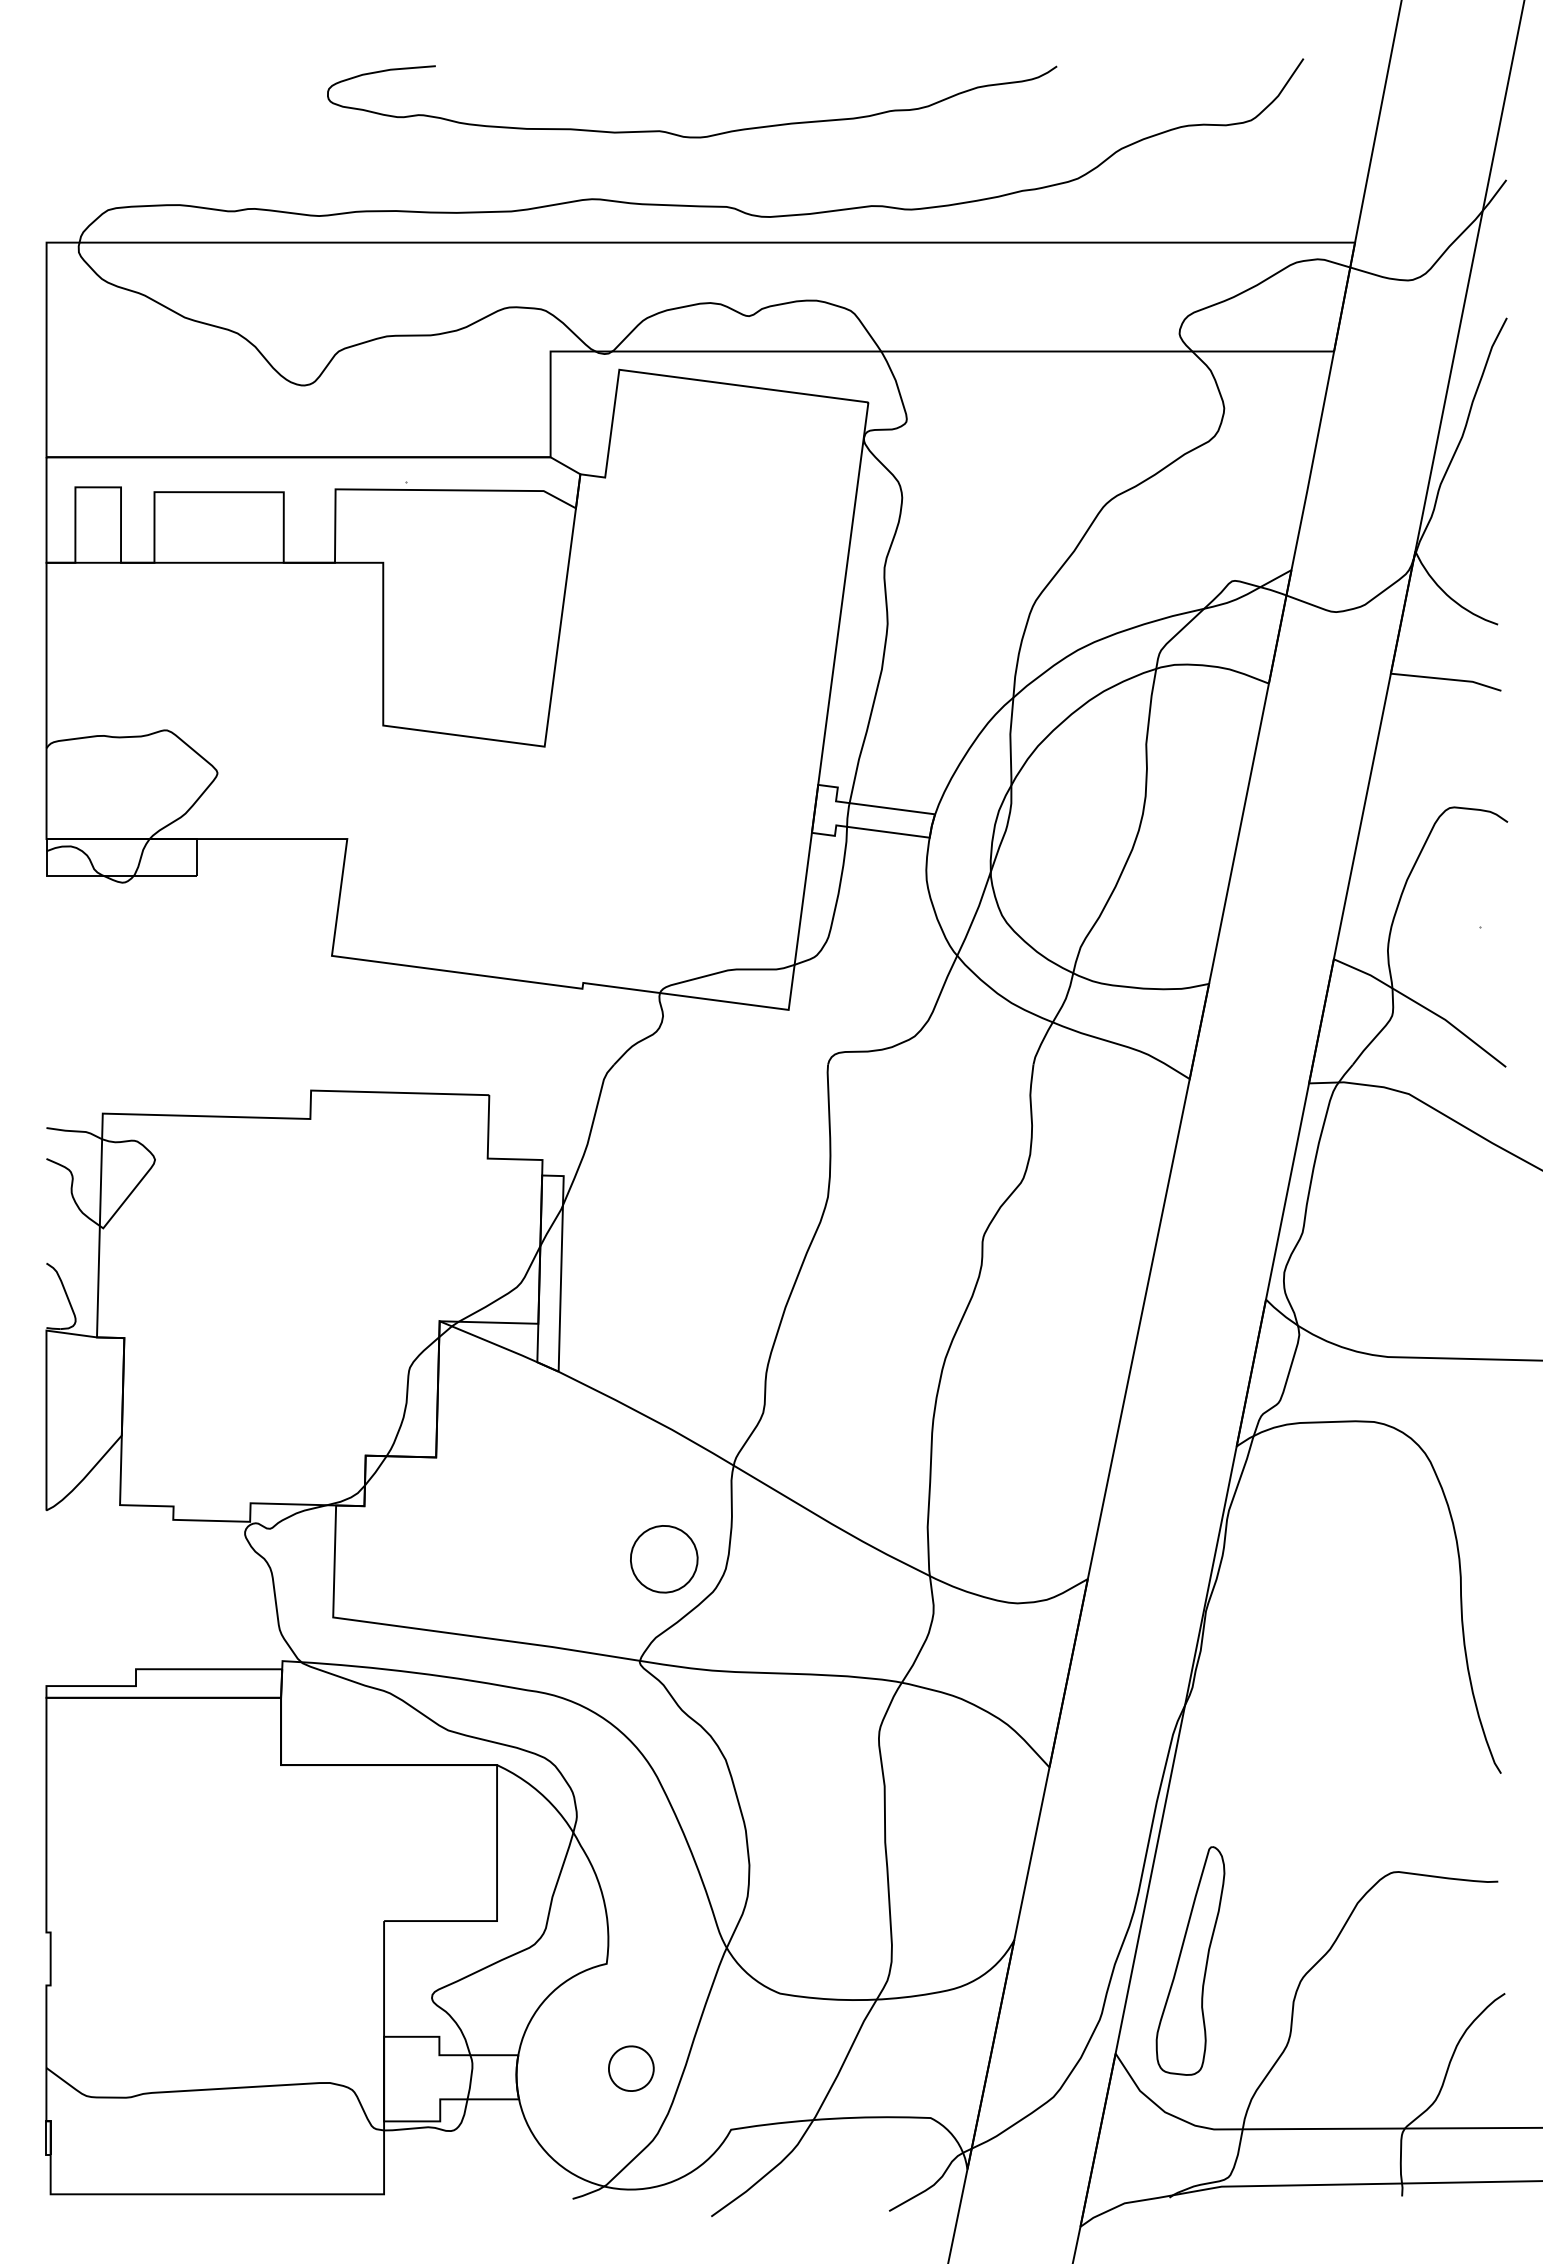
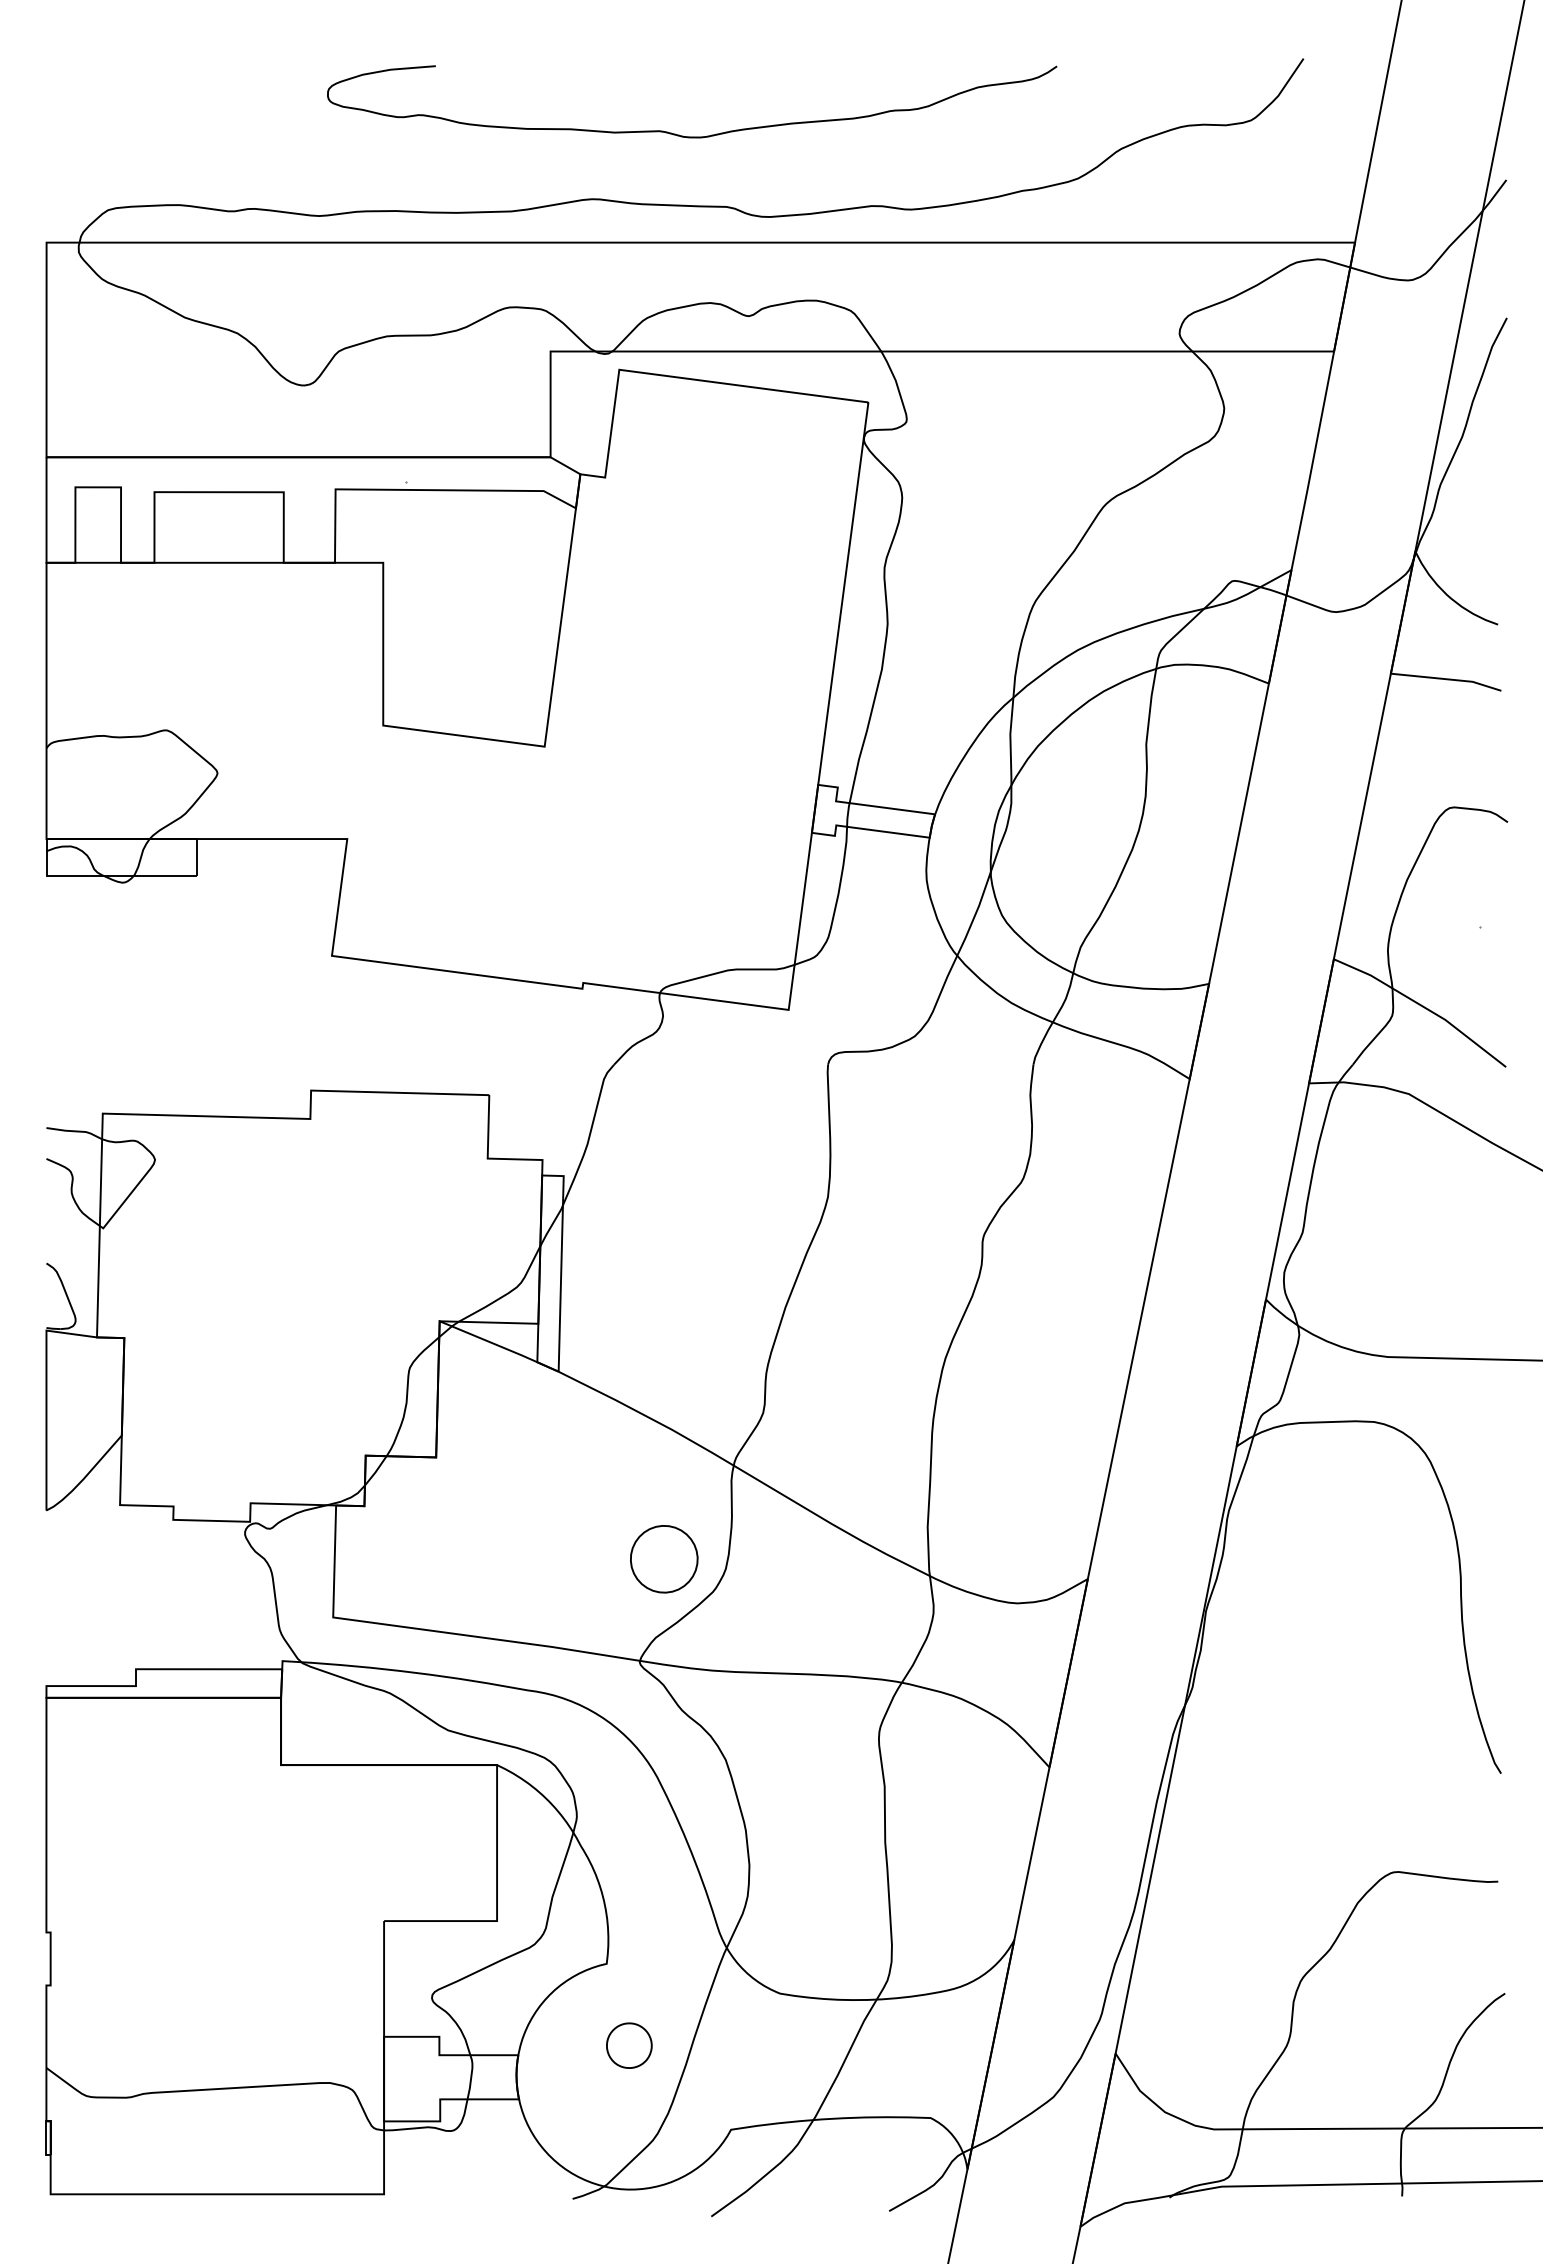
part: present -> none (1190, 1960)
part position: (631, 2068) -> (629, 2045) (629, 2045)
